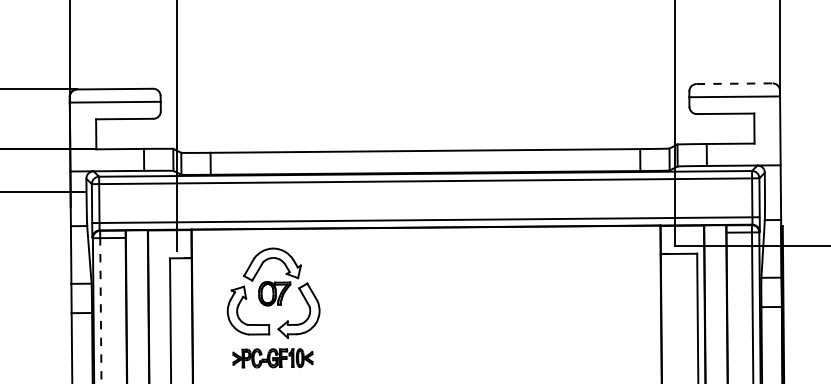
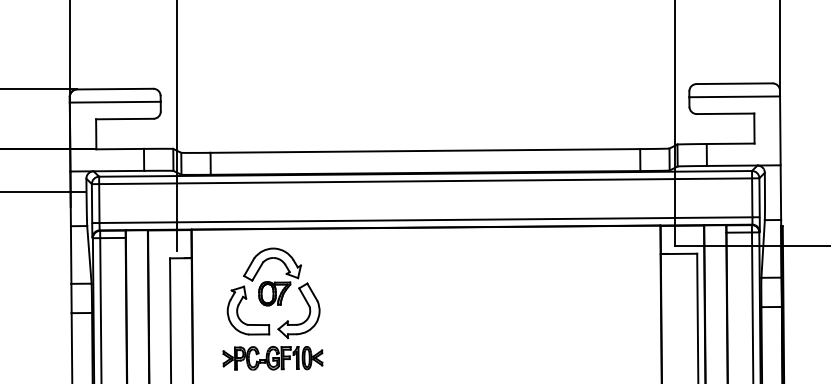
line: dashed -> solid (734, 83)
line: dashed -> solid (100, 310)
part size: 82x21 px -> 102x25 px (272, 358)
